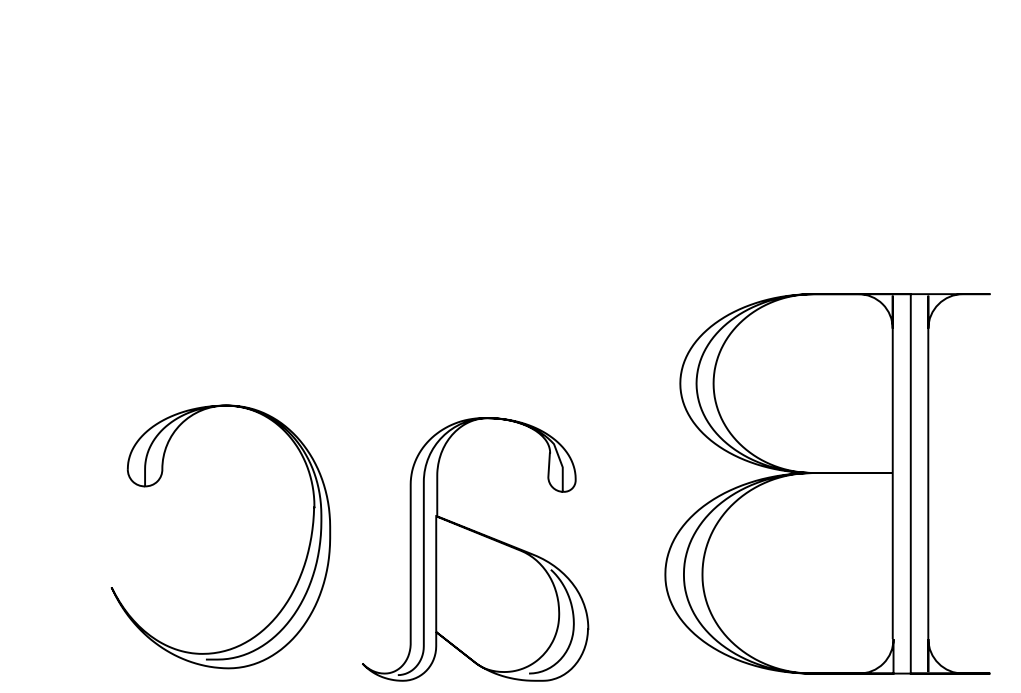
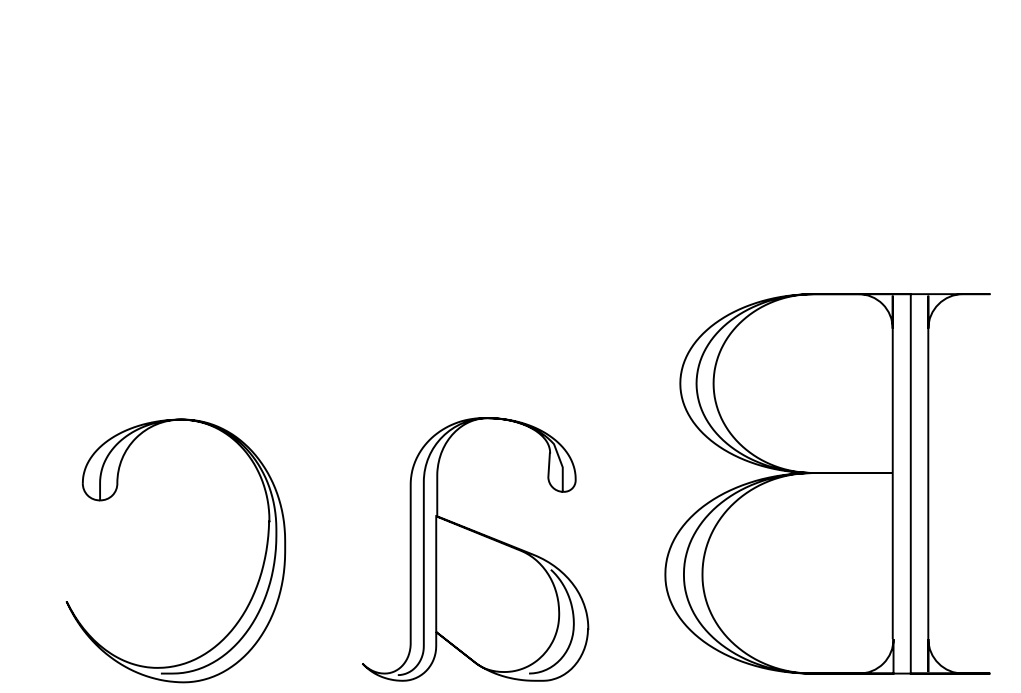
part position: (160, 479) -> (115, 493) (115, 493)
